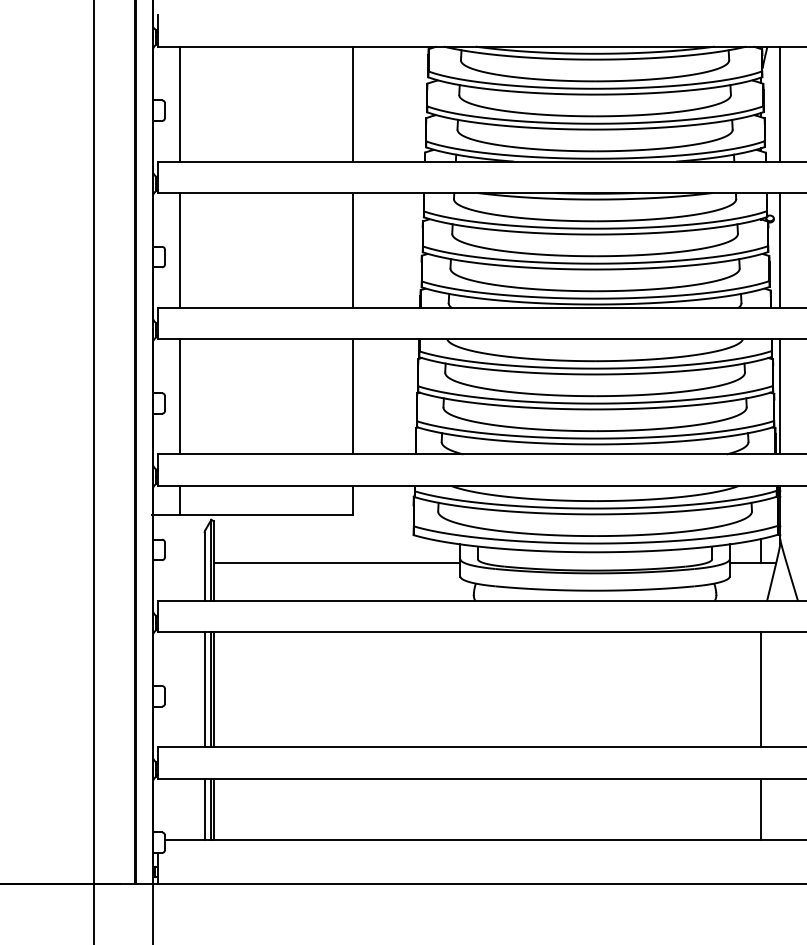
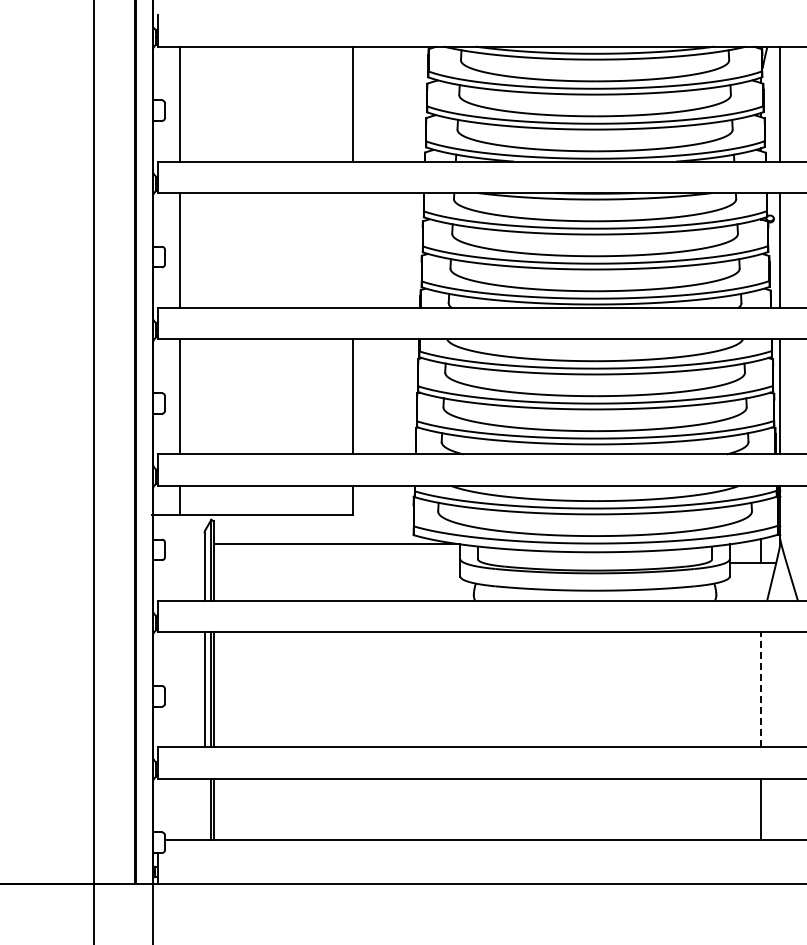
line: present -> none (353, 250)
line position: (337, 563) -> (337, 544) (337, 544)
line: solid -> dashed (761, 689)
line: present -> none (204, 809)
